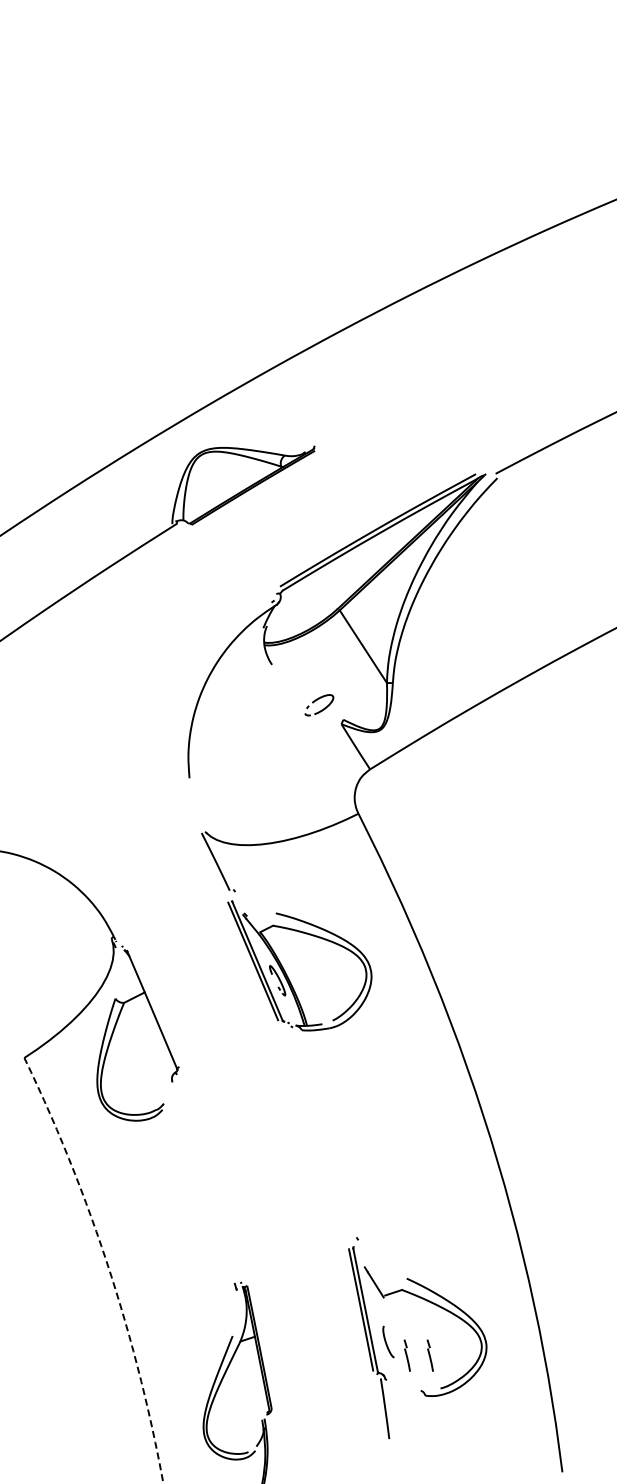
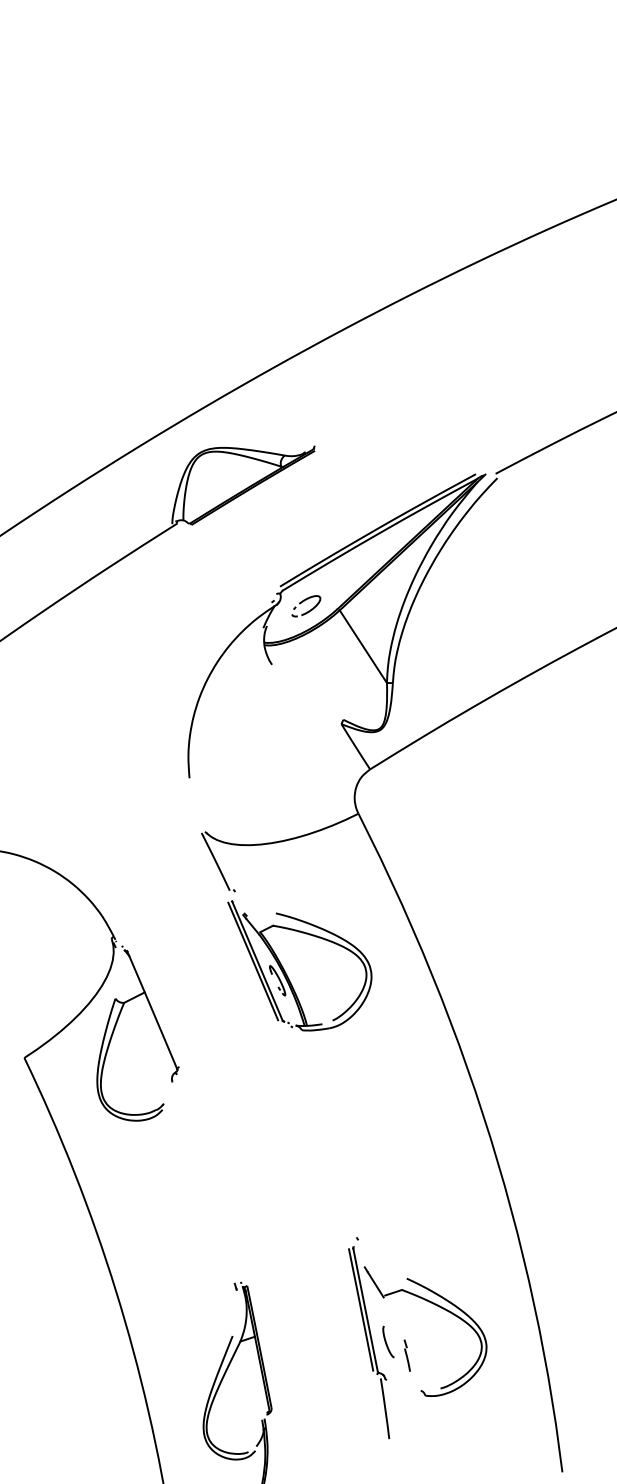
part position: (319, 705) -> (306, 606) (306, 606)
arc: dashed -> solid (107, 1266)
part: present -> none (429, 1355)
